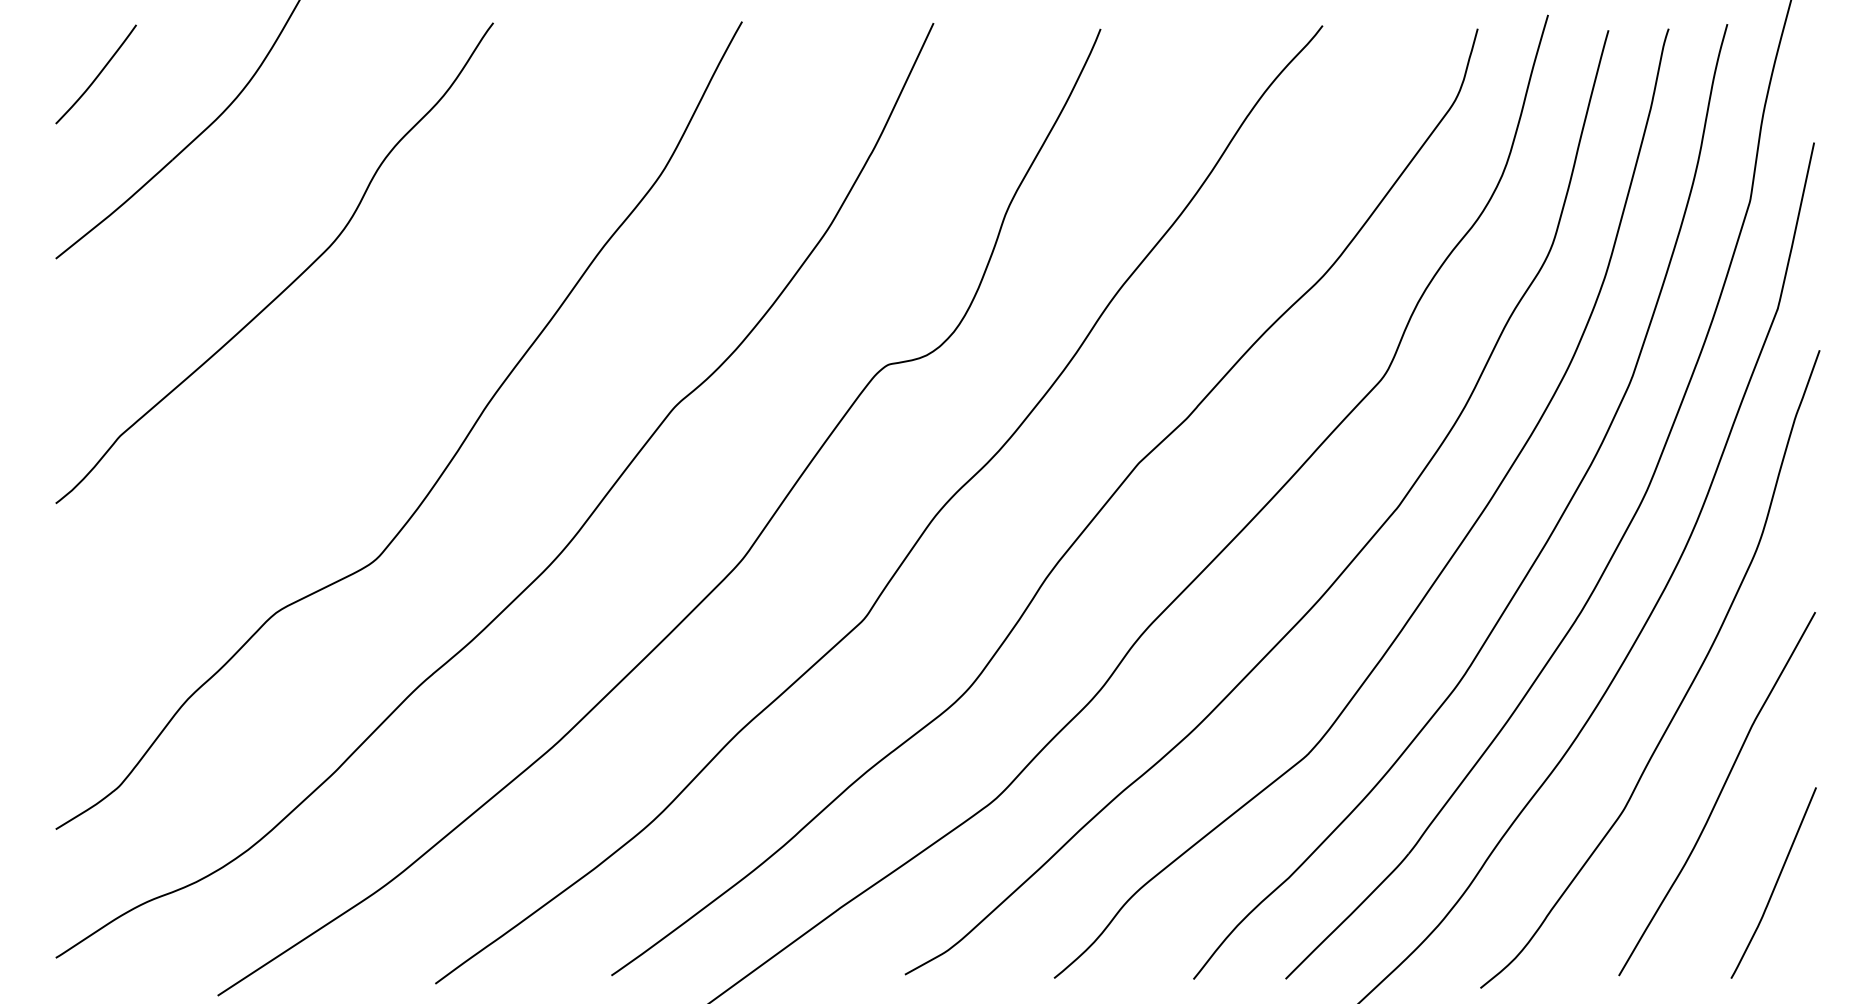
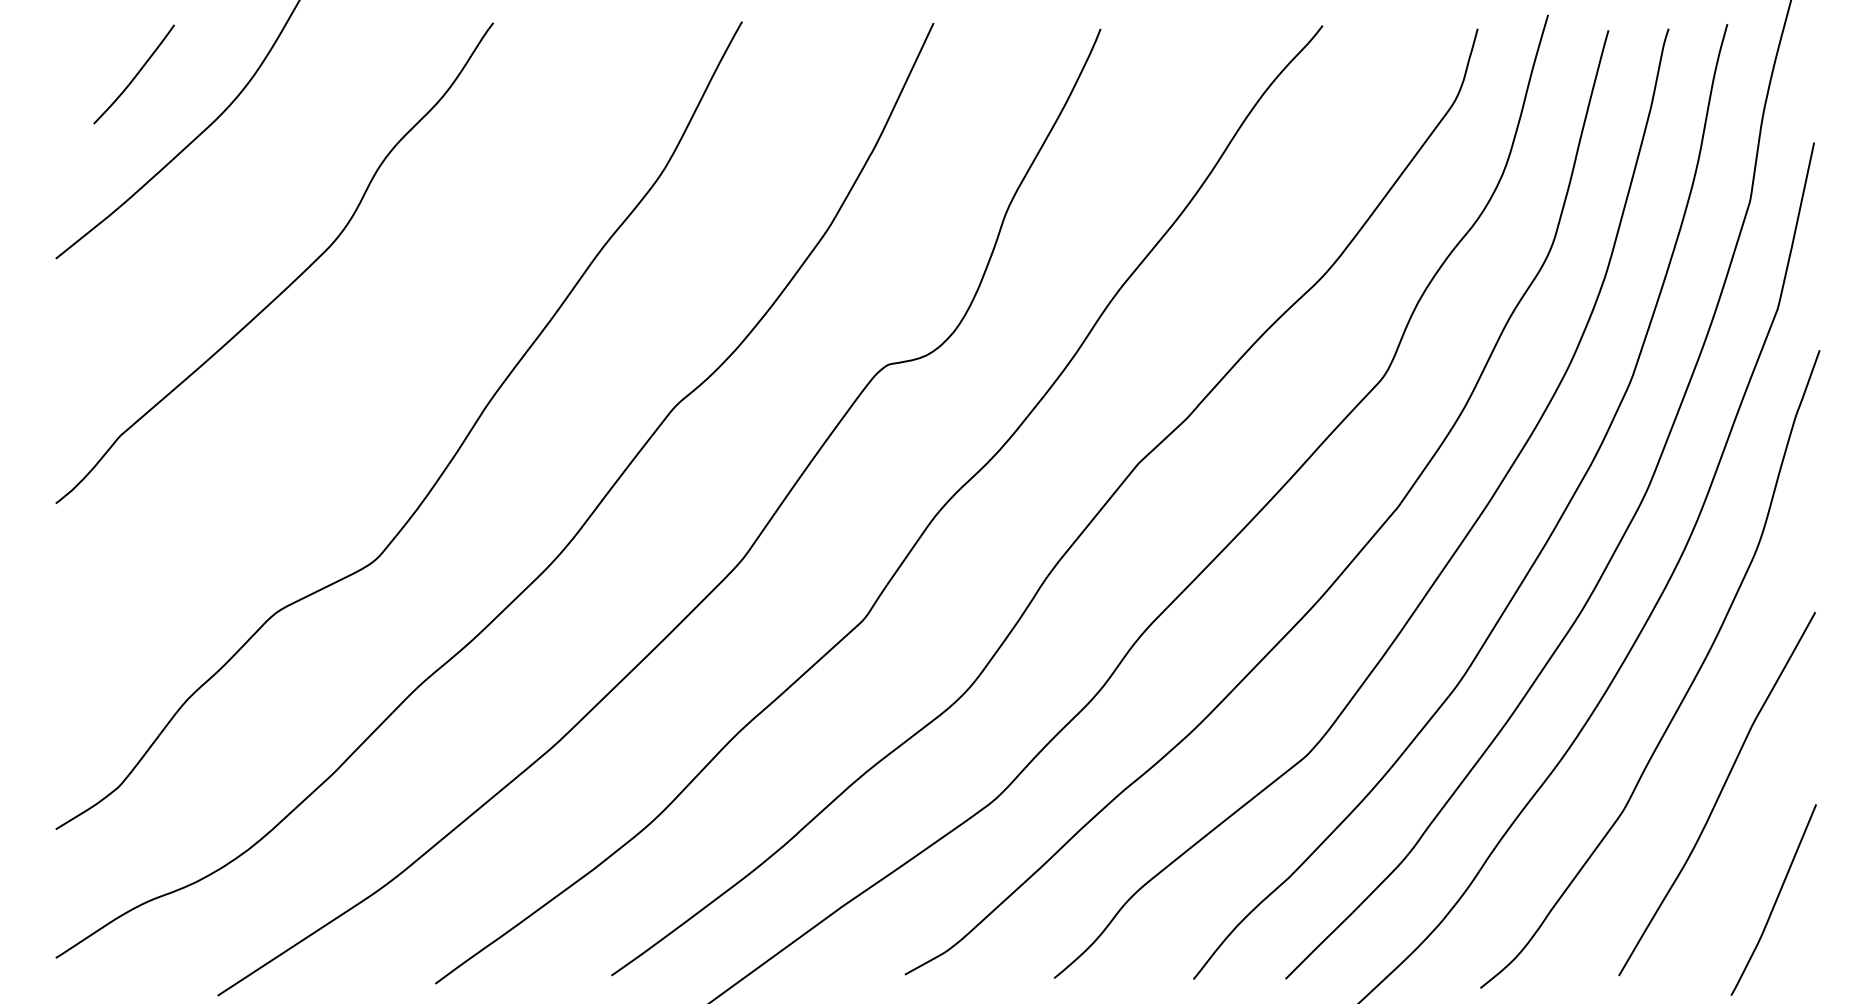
curve position: (97, 74) -> (135, 74) (135, 74)
curve position: (1775, 882) -> (1775, 899) (1775, 899)
